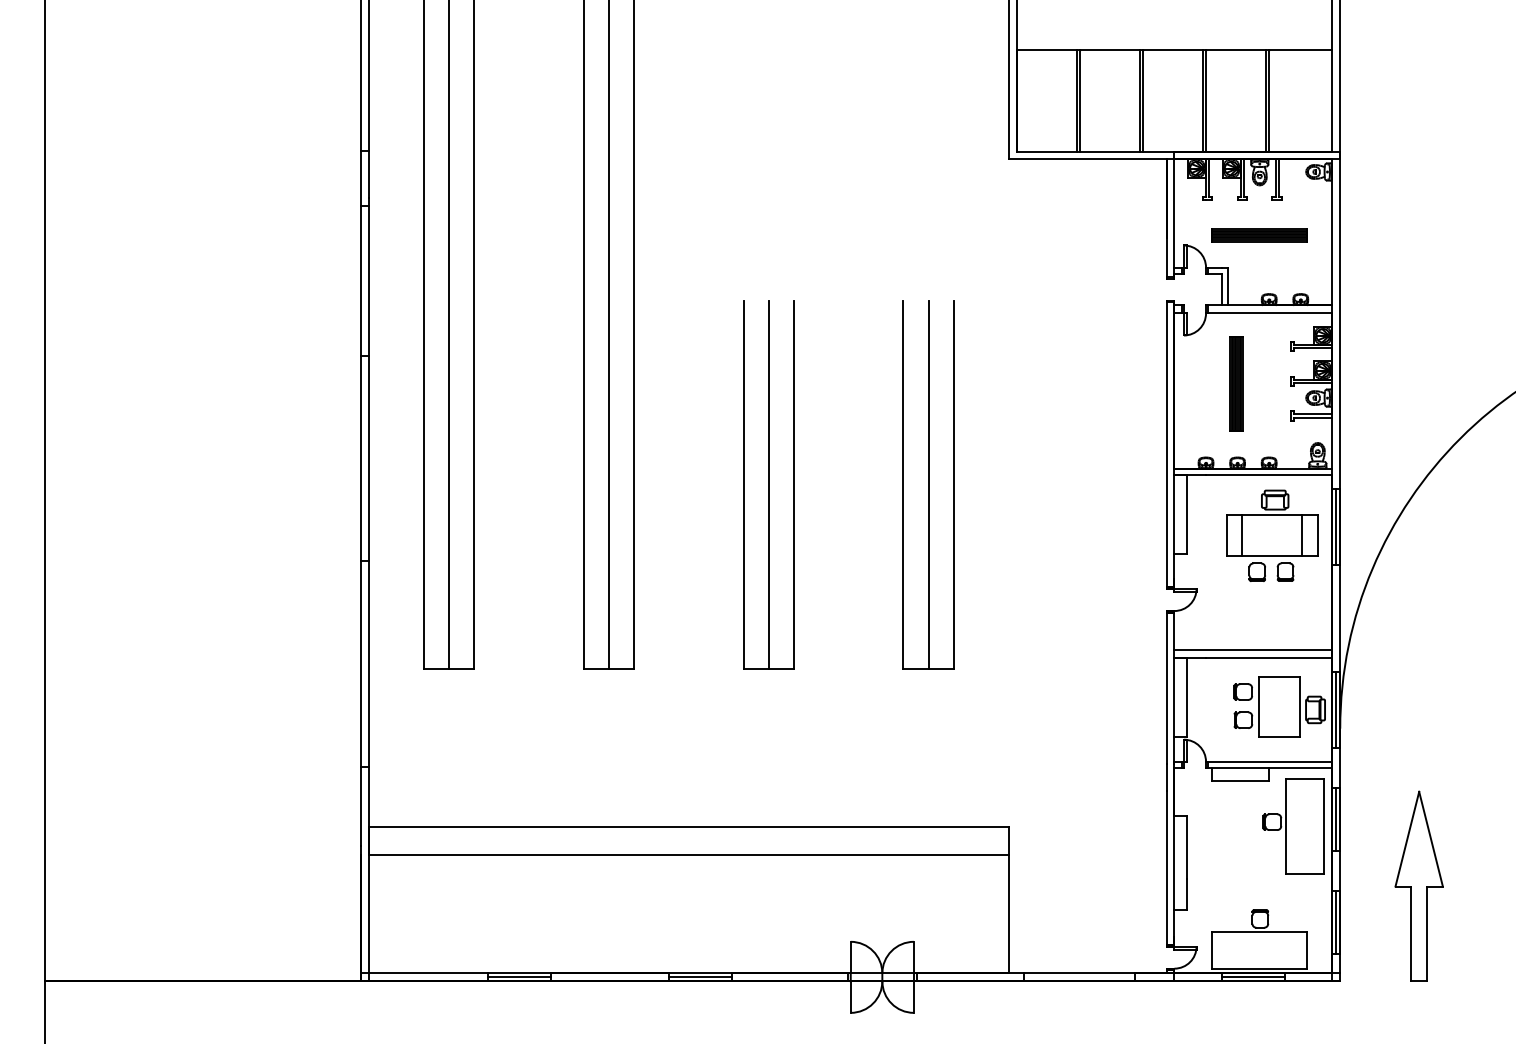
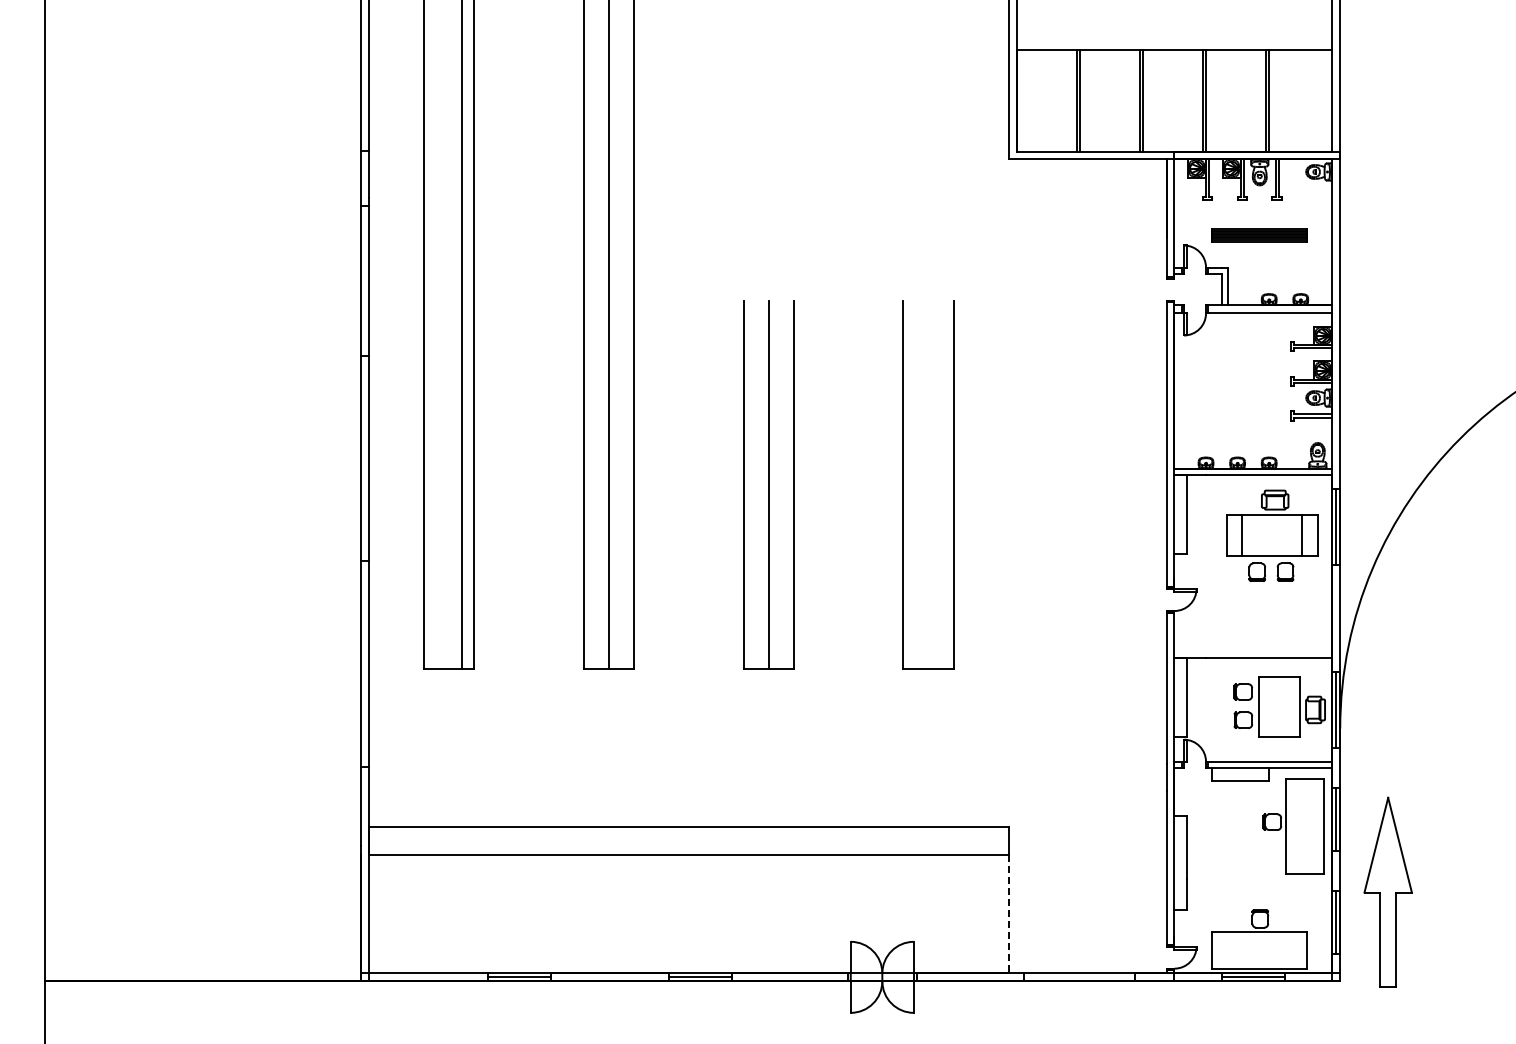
line position: (449, 335) -> (462, 335) (462, 335)
part: present -> none (1236, 383)
line: present -> none (928, 484)
line: present -> none (1253, 649)
part position: (1418, 885) -> (1387, 891) (1387, 891)
line: solid -> dashed (1008, 914)
